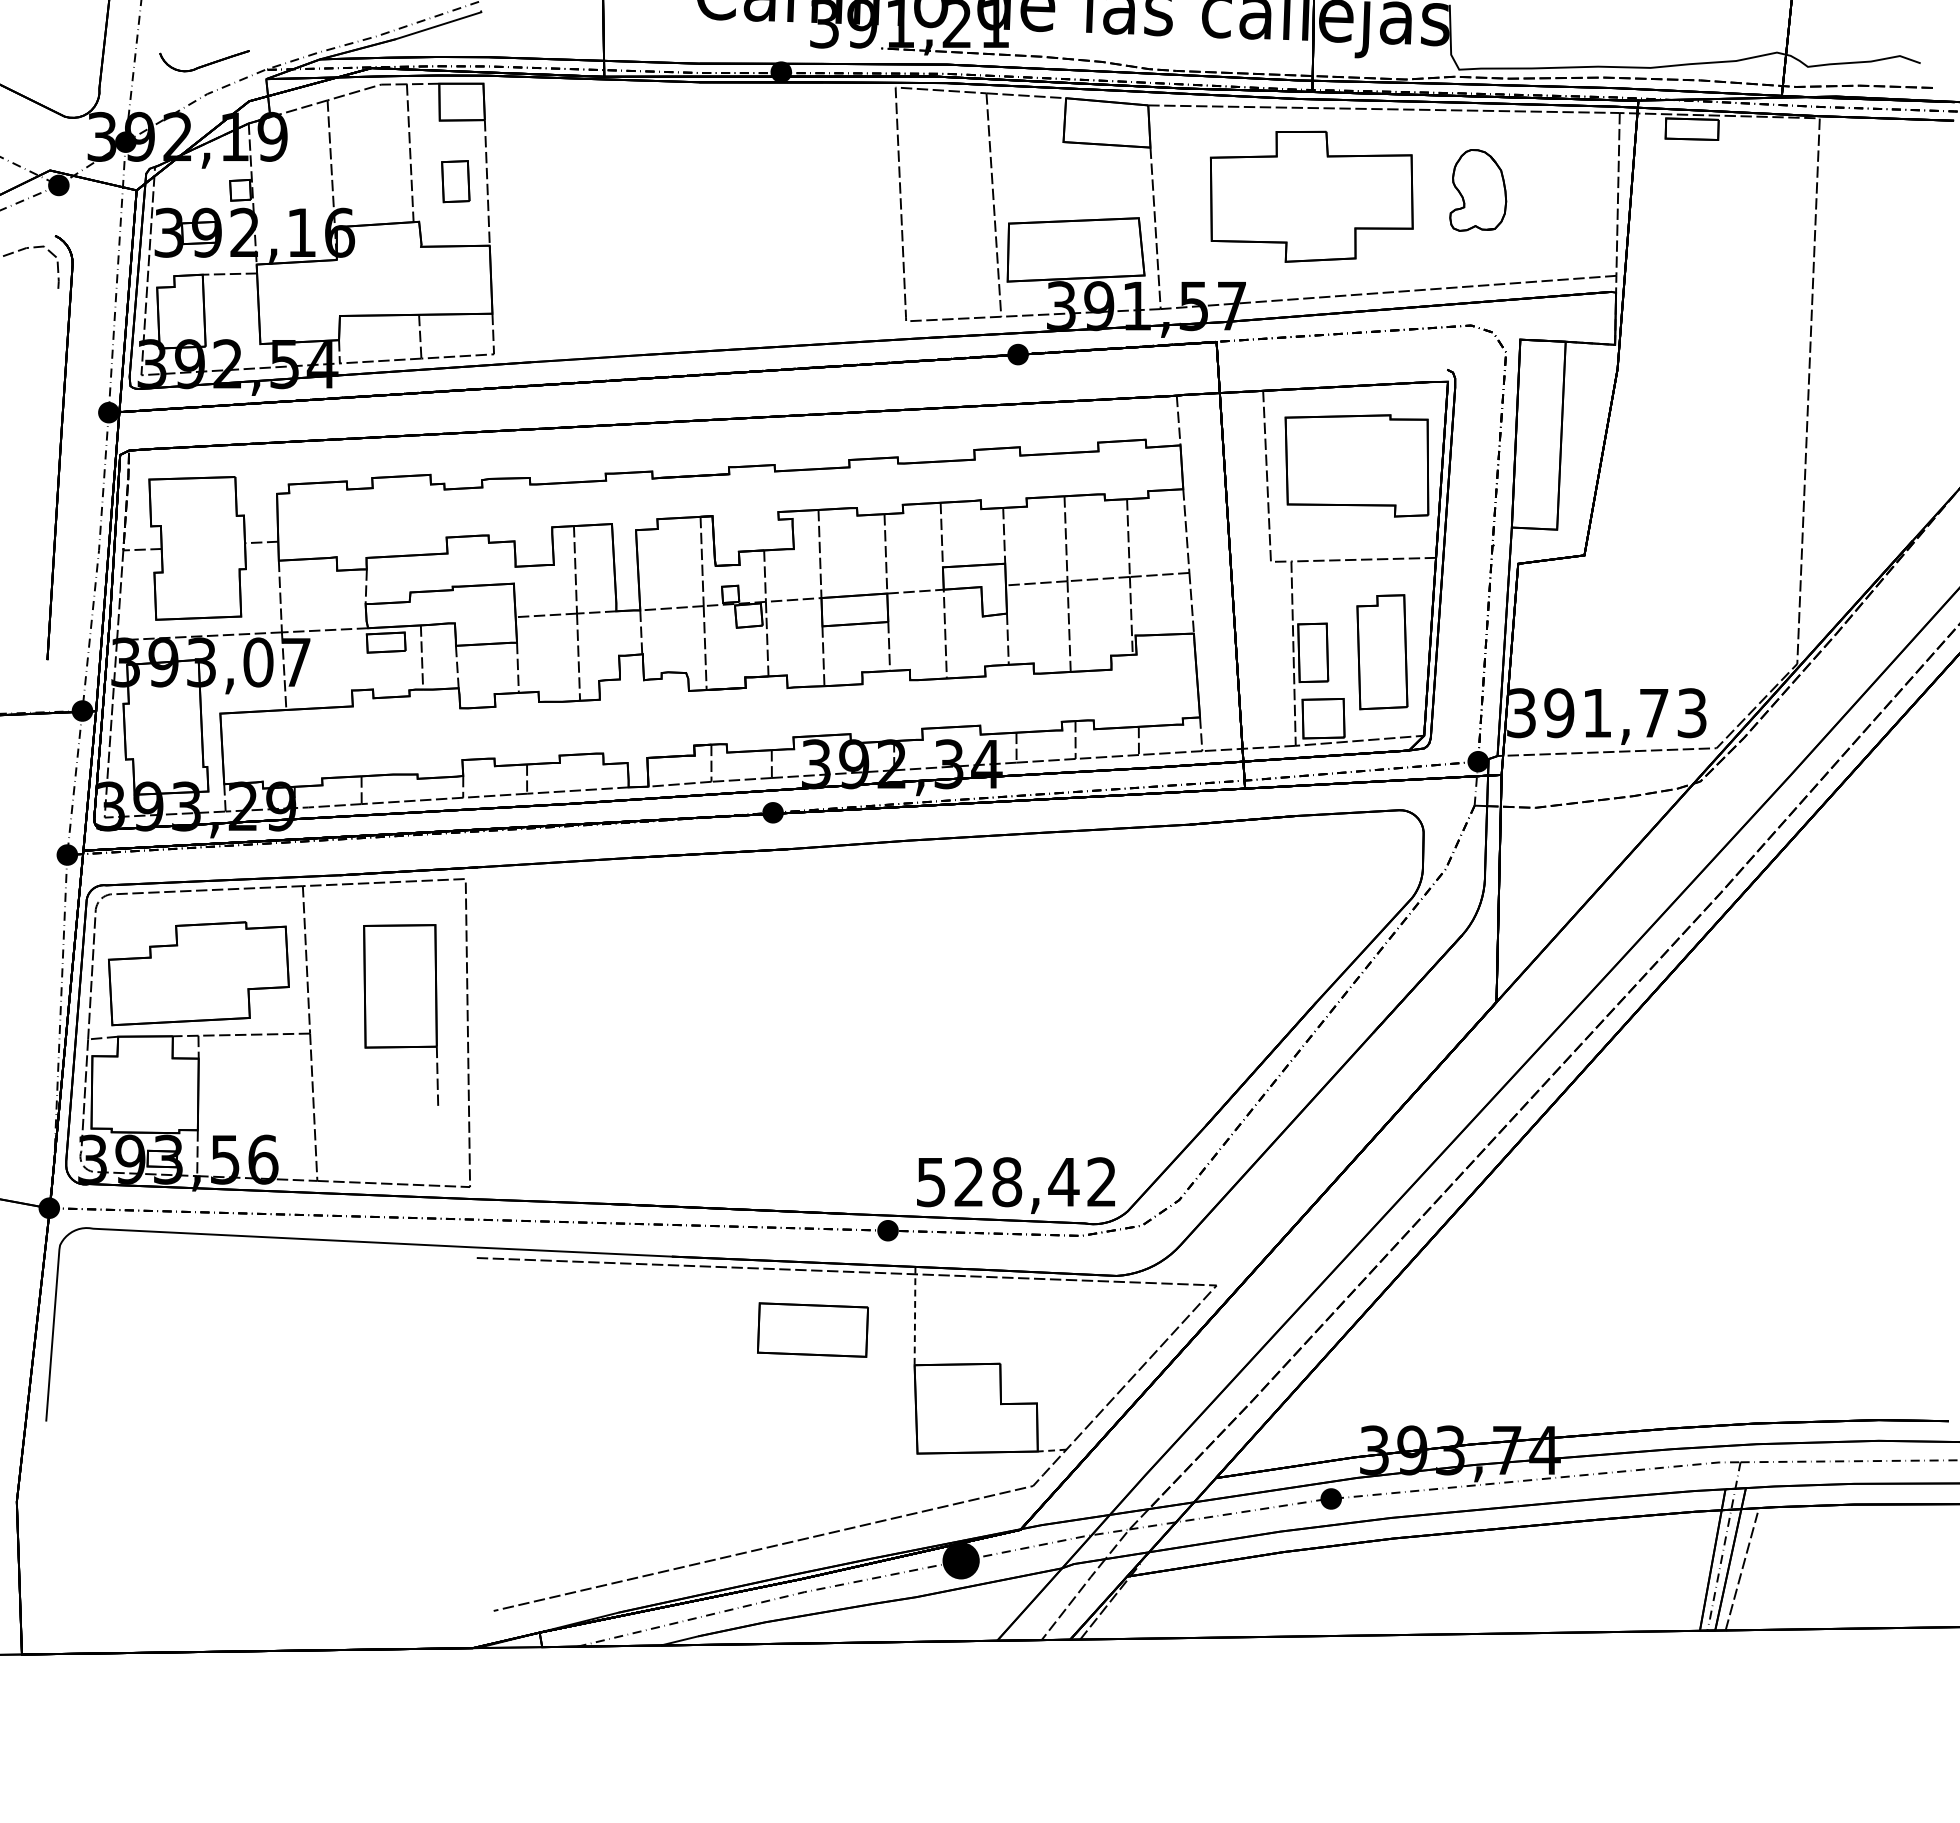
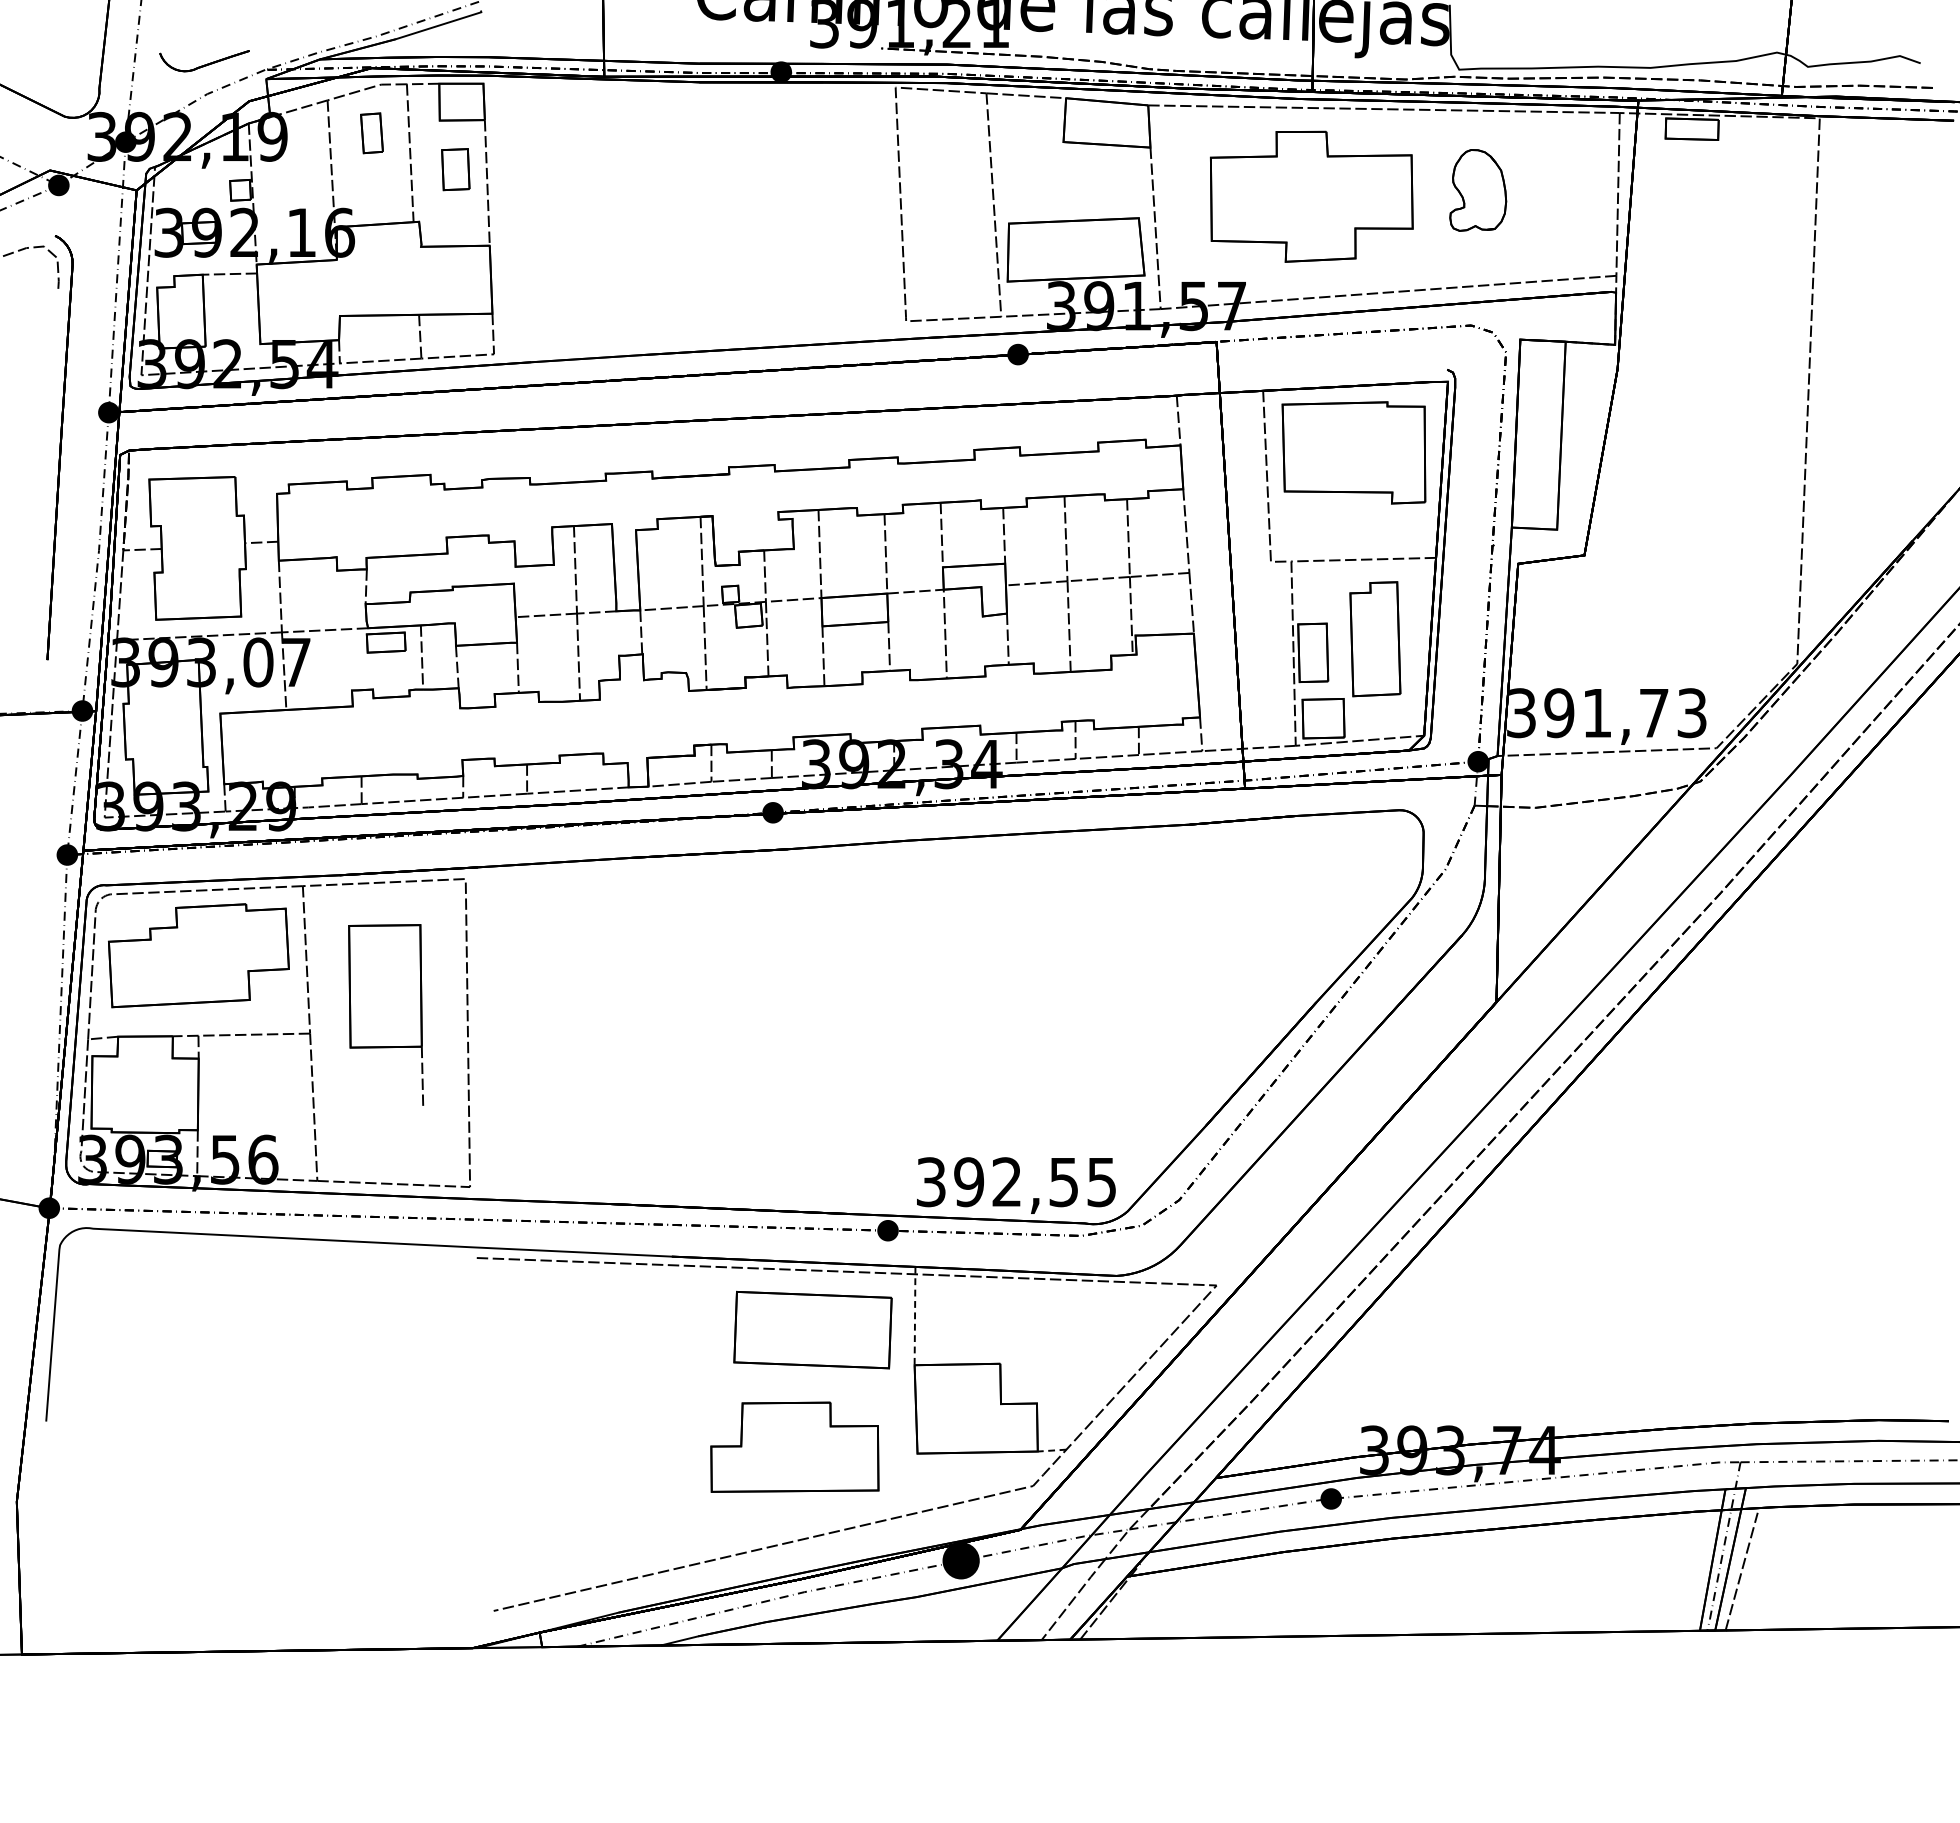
part: none -> present (371, 133)
part position: (455, 181) -> (455, 169) (455, 169)
part position: (1356, 465) -> (1353, 452) (1353, 452)
part position: (1382, 652) -> (1375, 639) (1375, 639)
part position: (198, 973) -> (198, 955) (198, 955)
part position: (401, 1014) -> (386, 1014) (386, 1014)
text: 528,42 -> 392,55 (1016, 1182)
part size: 112x56 px -> 160x80 px (812, 1329)
part: none -> present (794, 1446)
